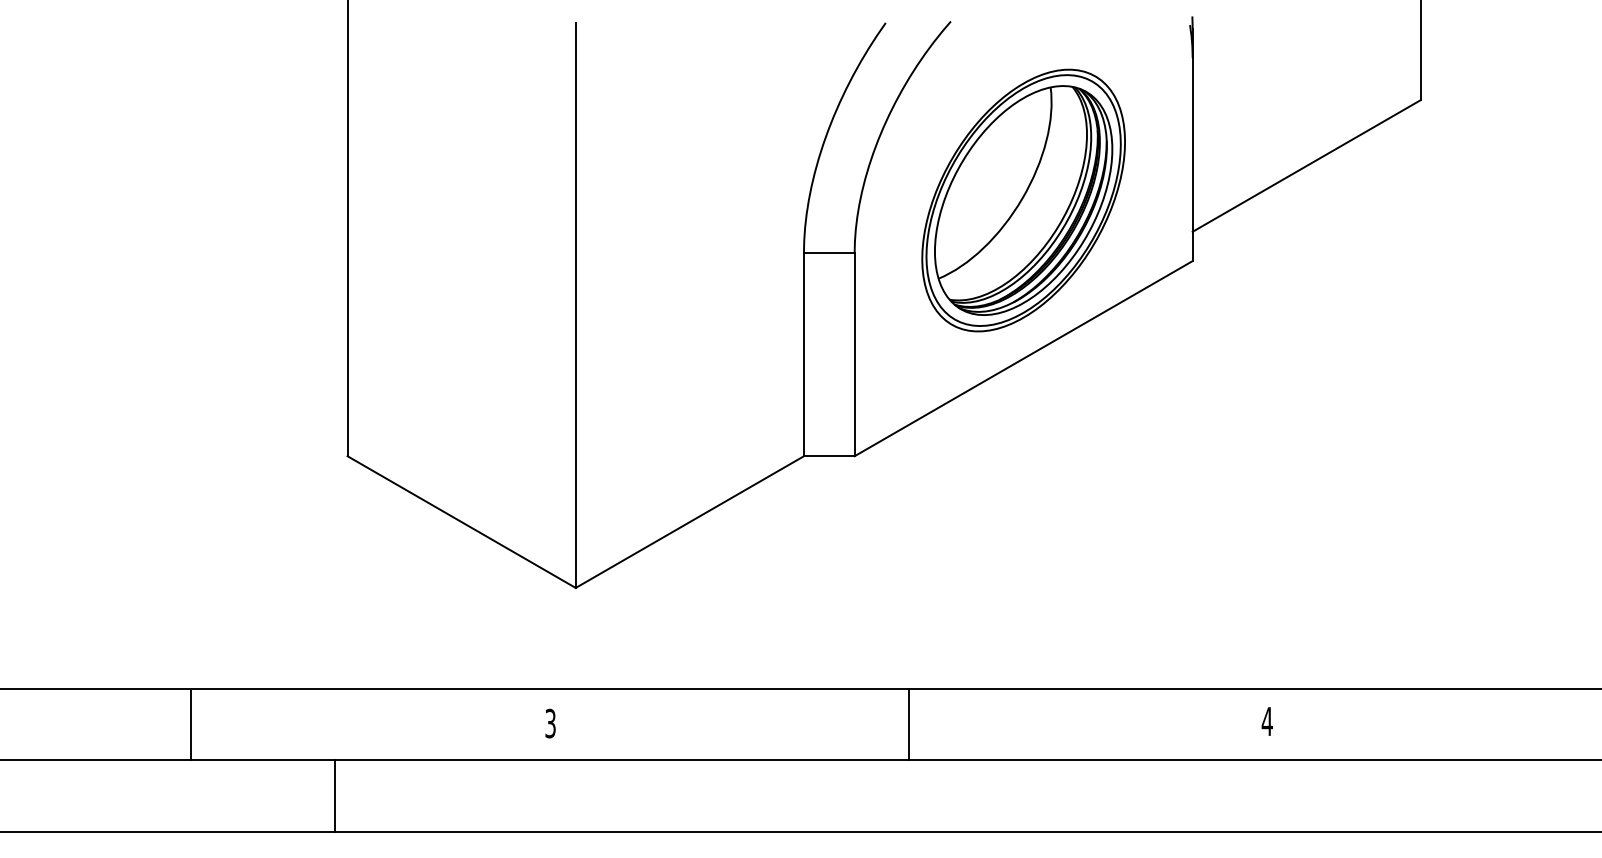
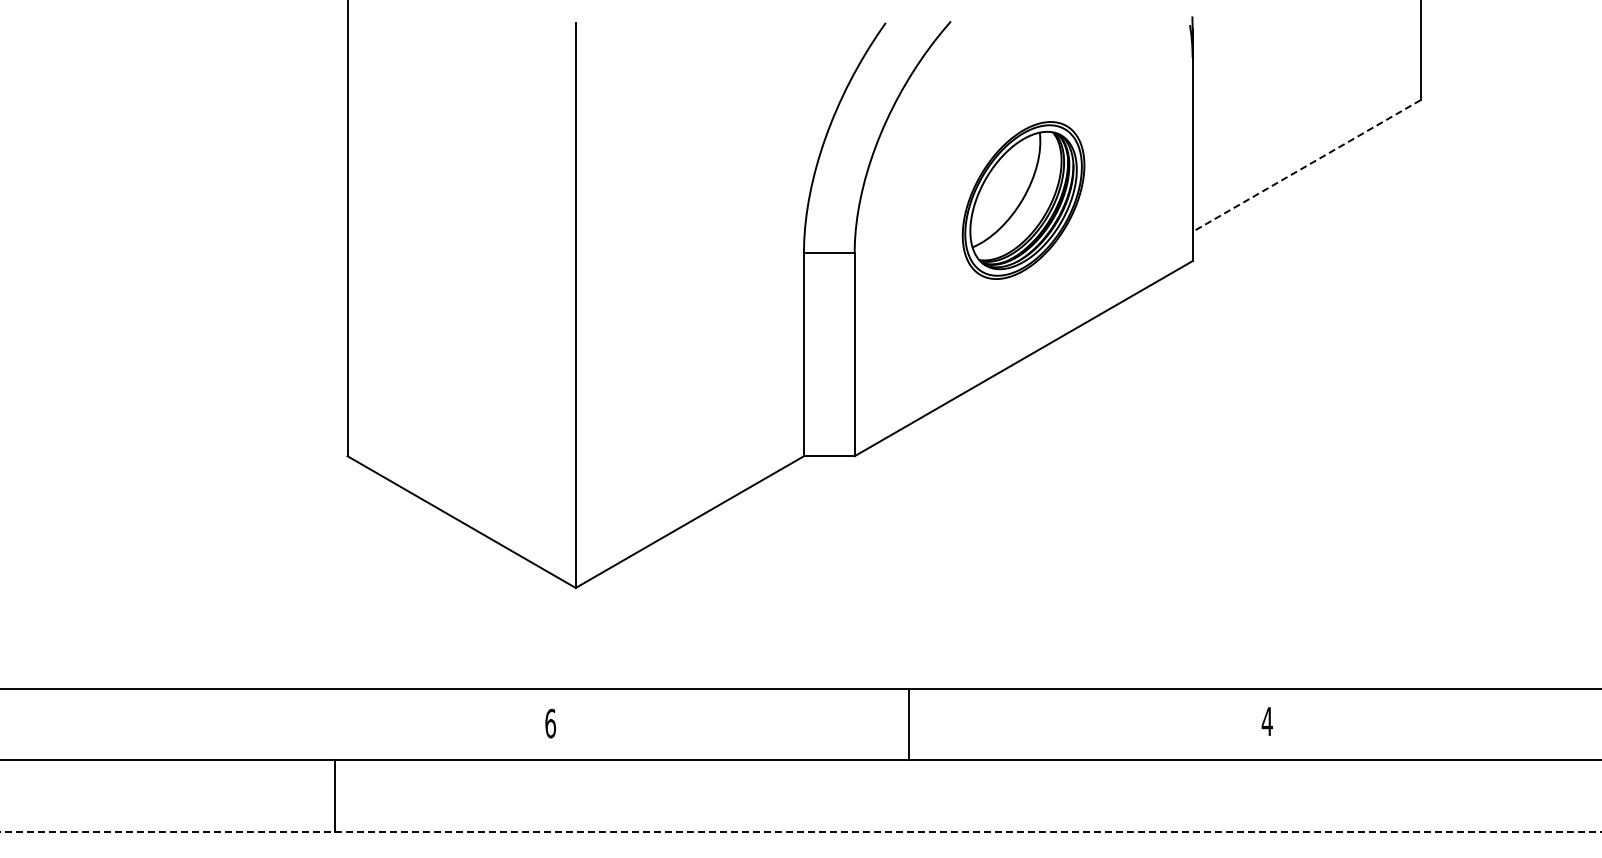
line: solid -> dashed (1306, 165)
part size: 205x265 px -> 125x159 px (1023, 200)
text: 3 -> 6 (550, 723)
line: present -> none (191, 724)
line: solid -> dashed (801, 832)
